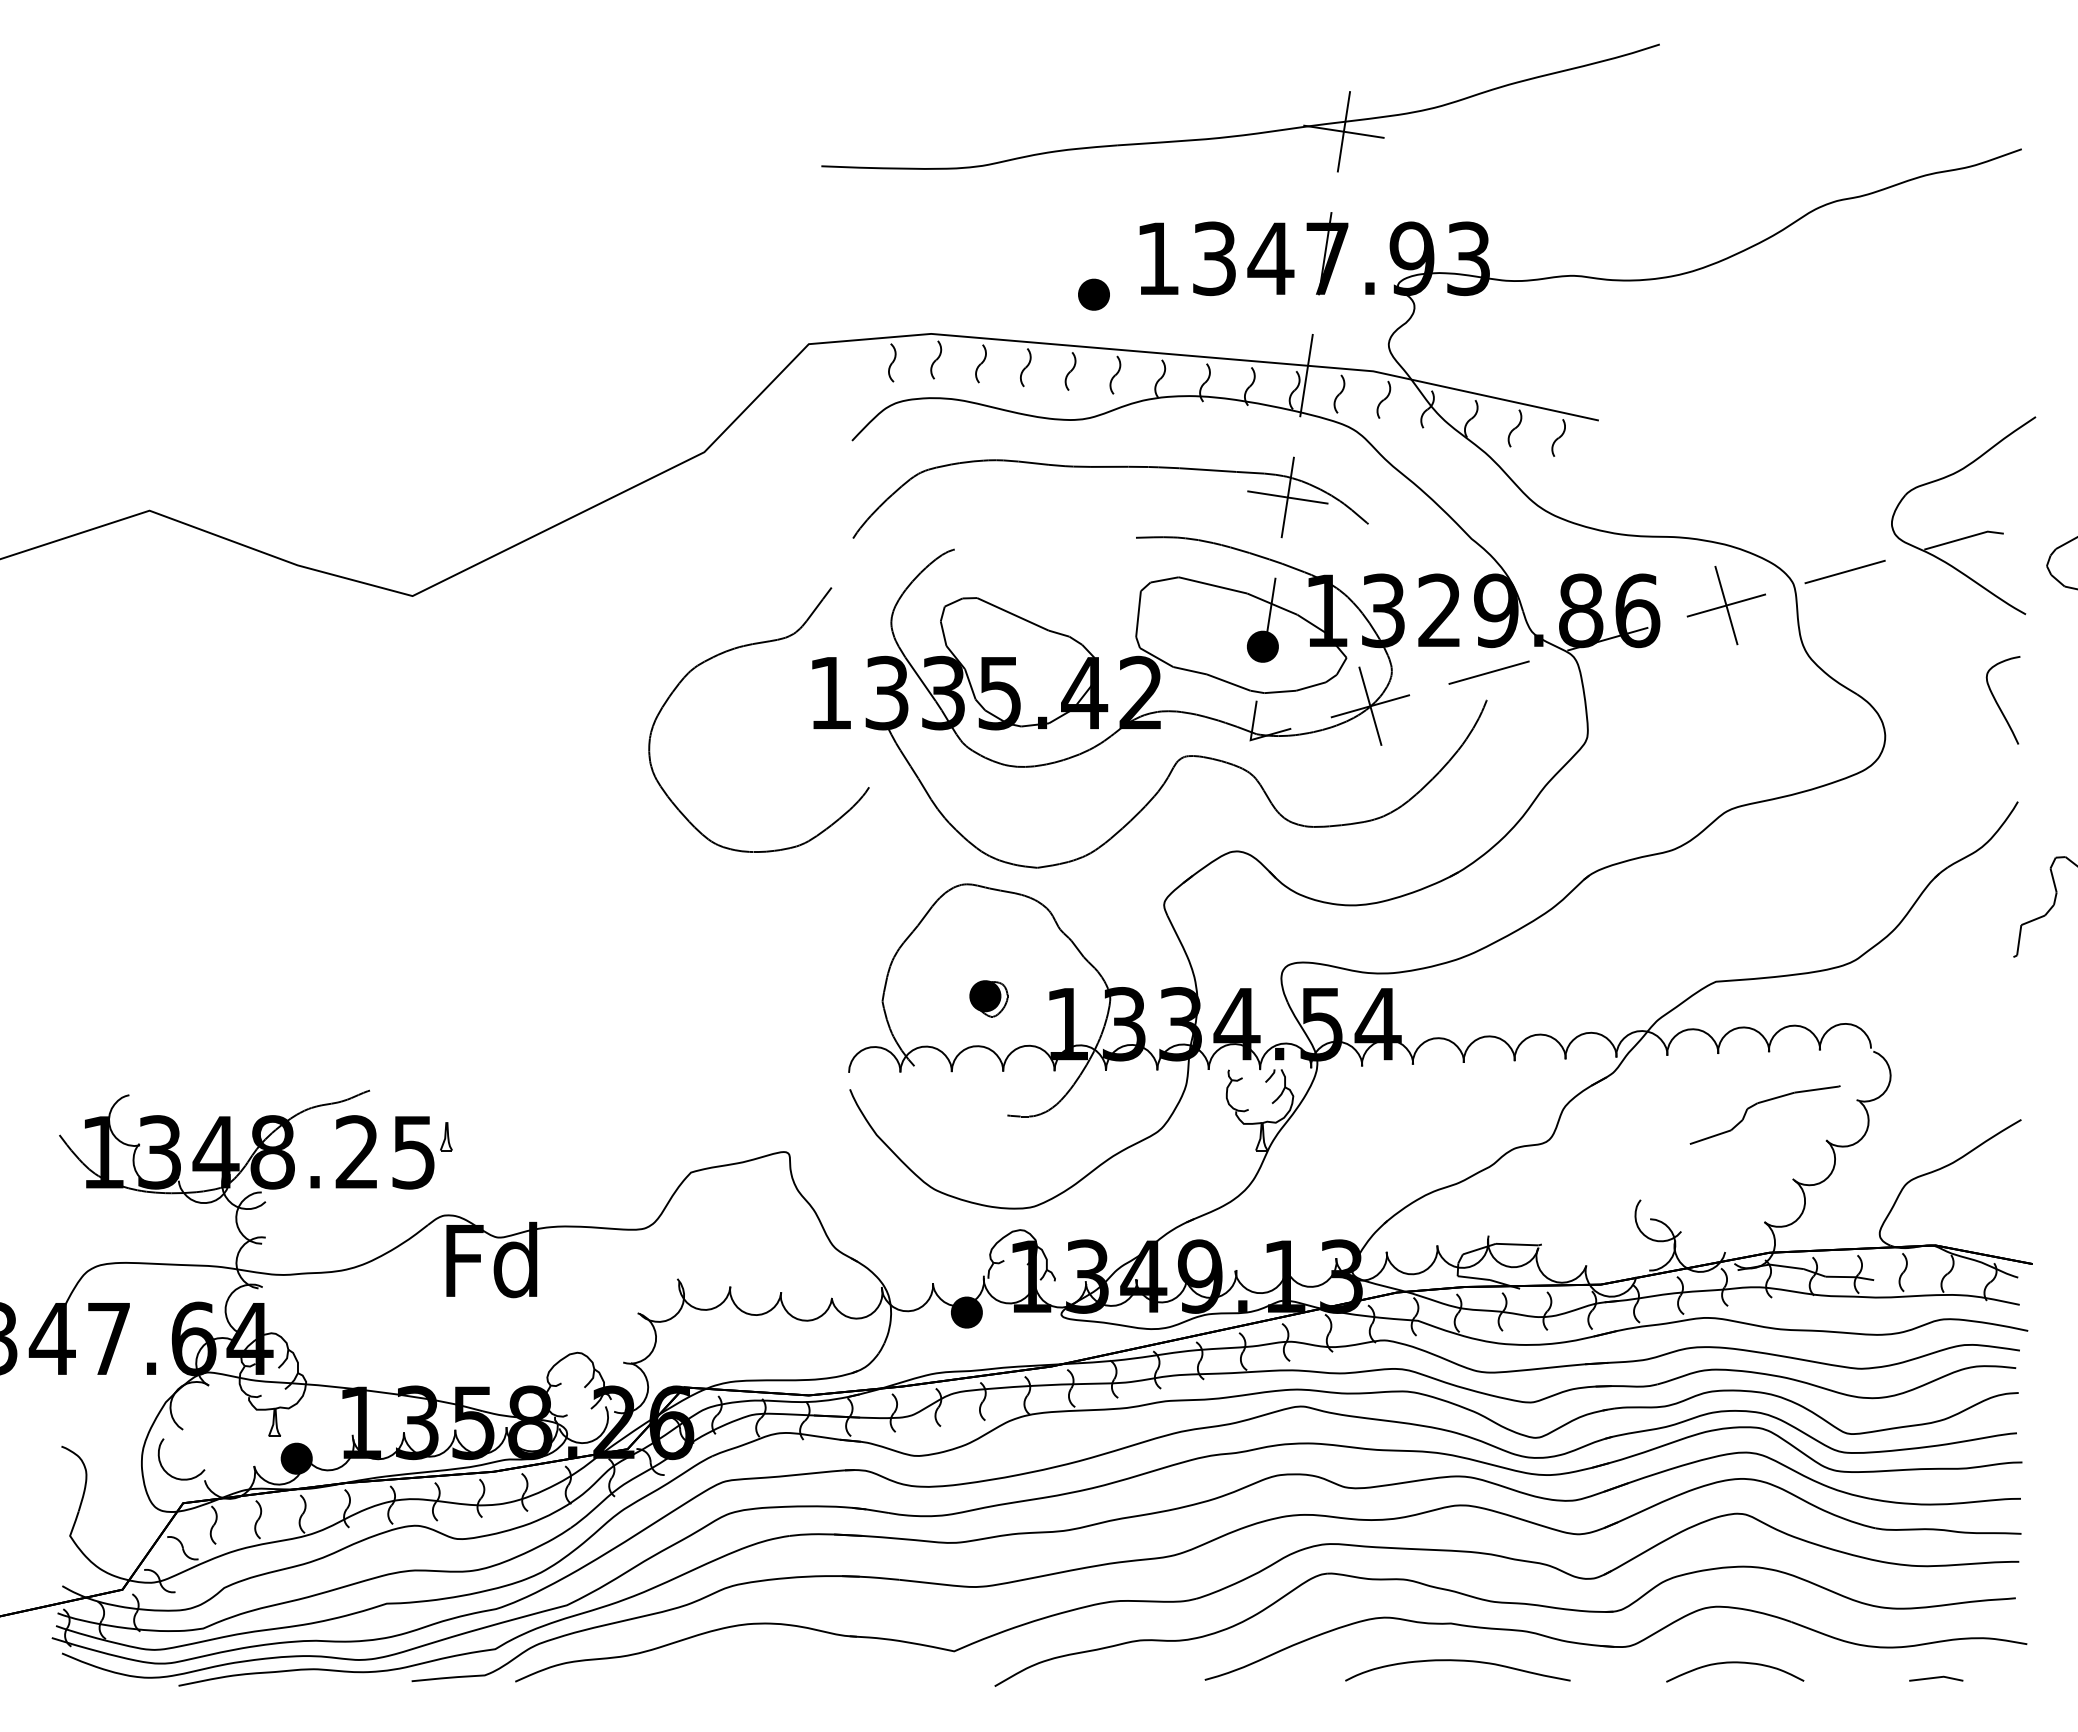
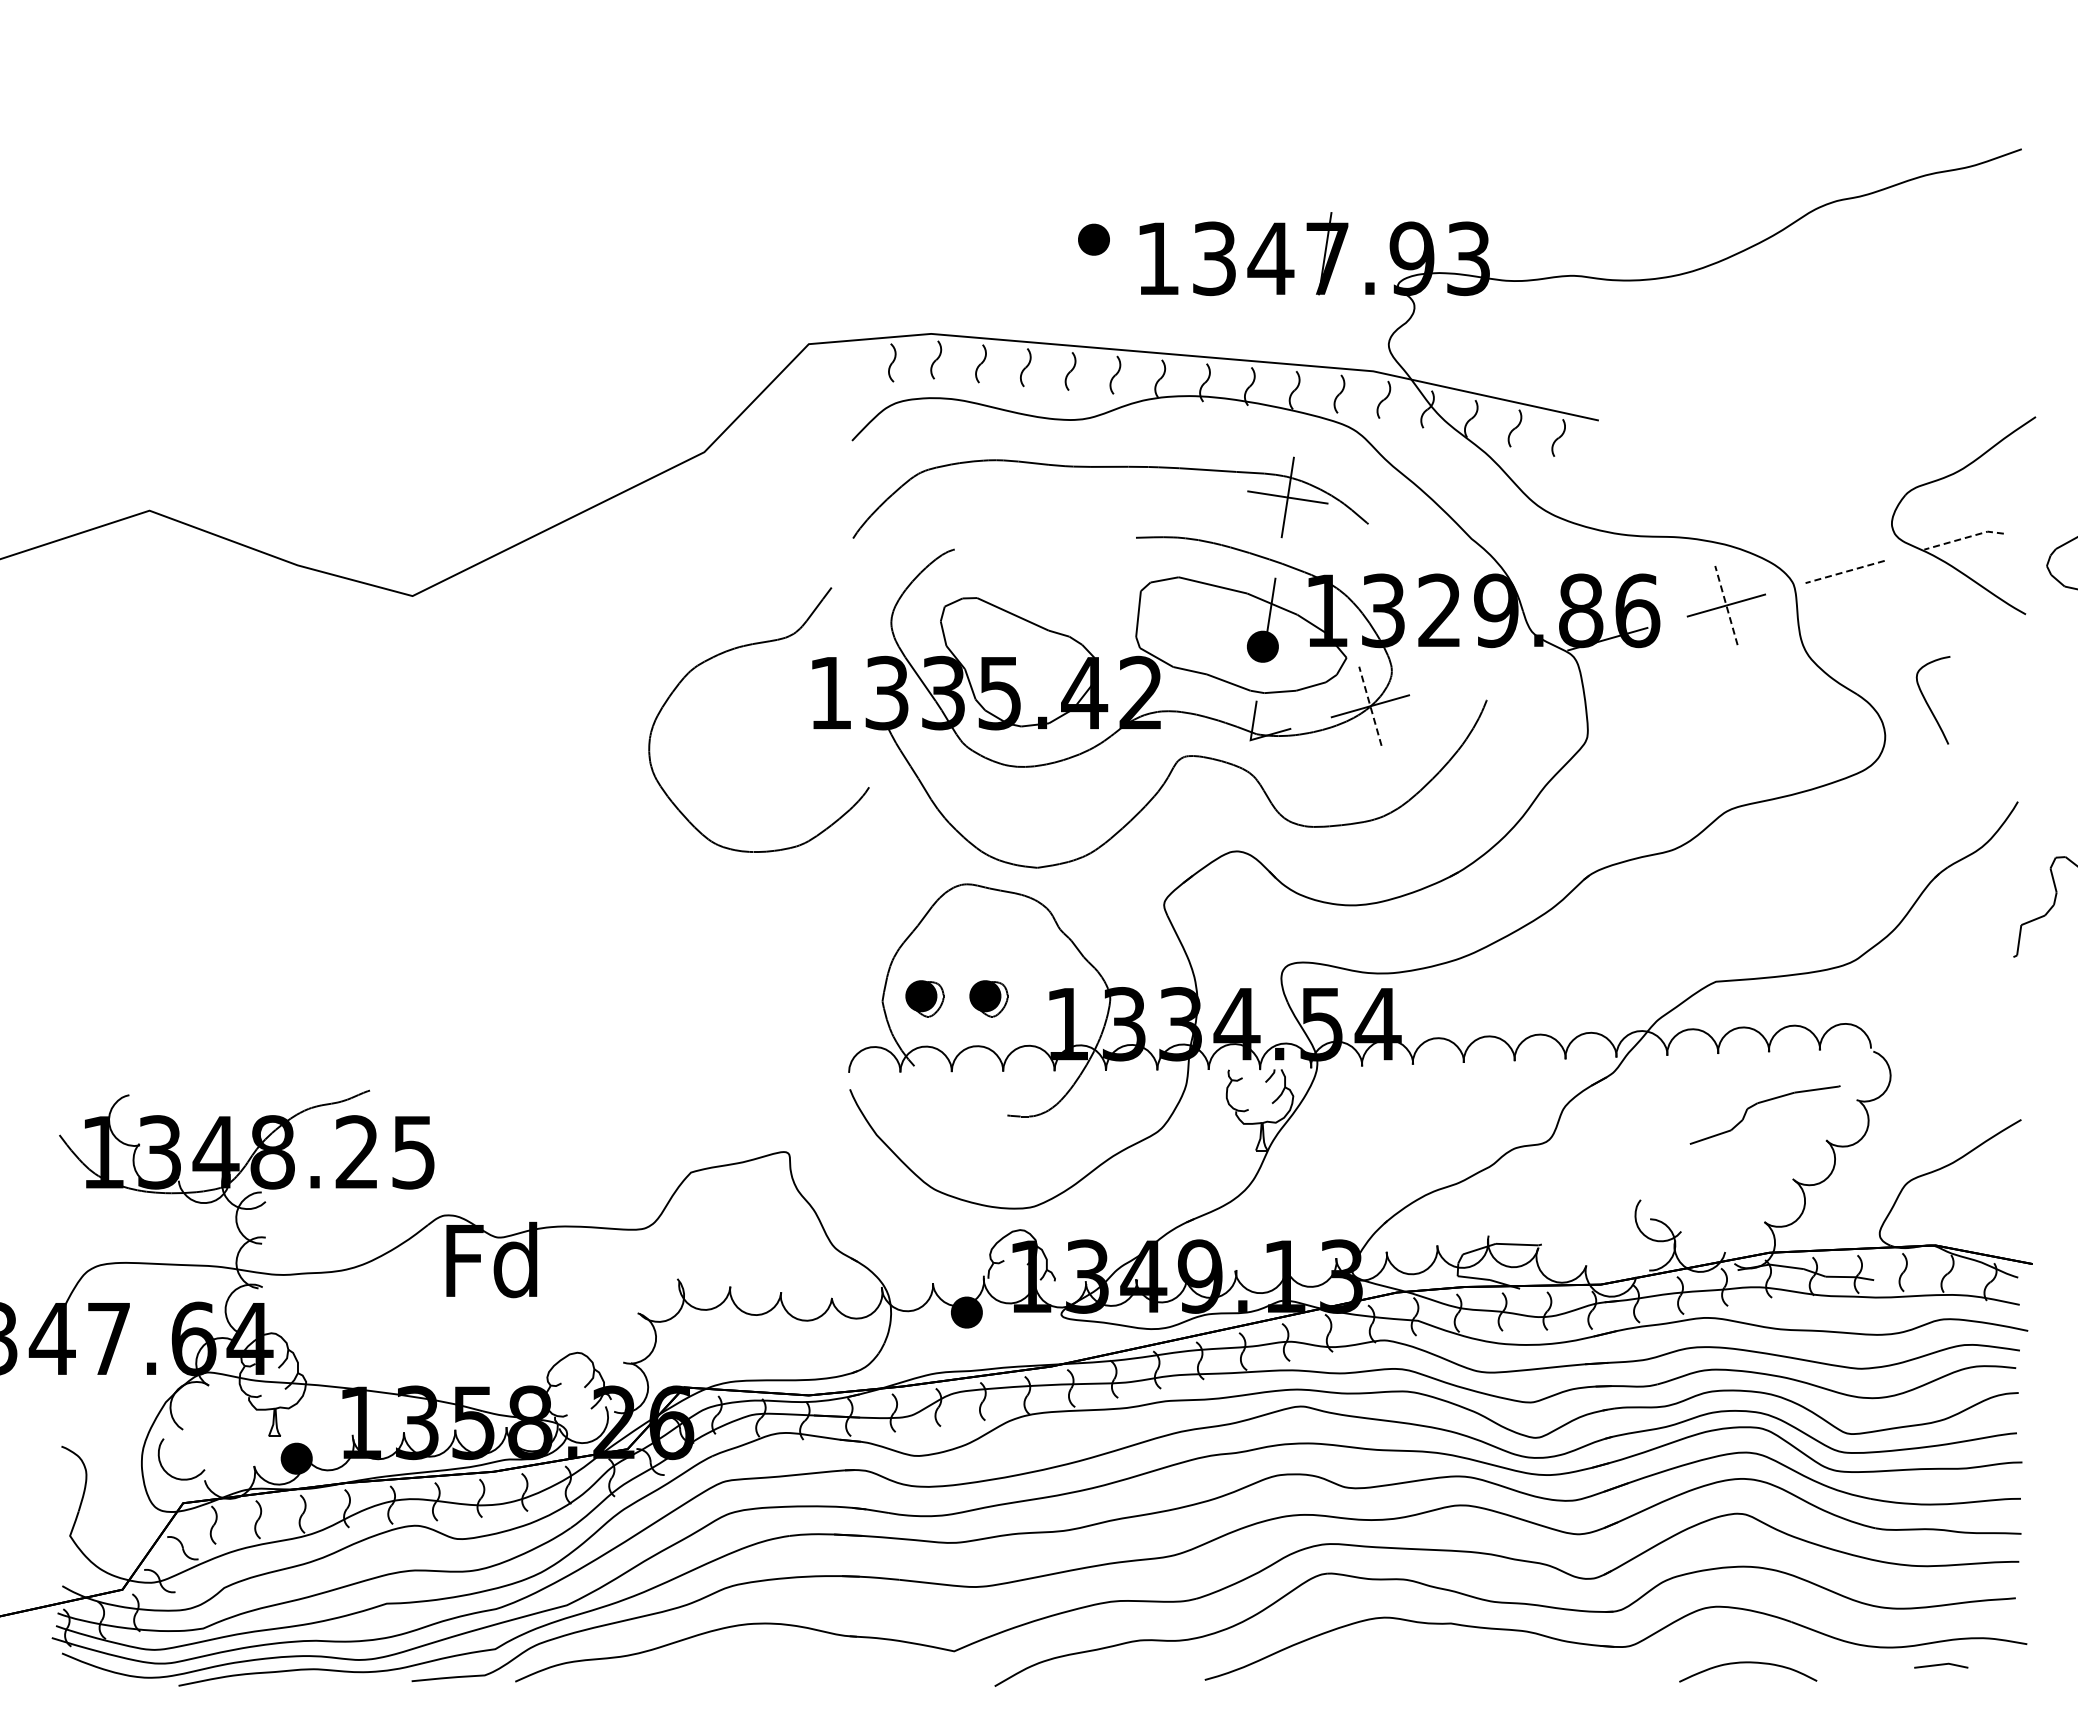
part: present -> none (1247, 133)
part position: (1093, 294) -> (1093, 239) (1093, 239)
line: present -> none (1306, 375)
line: solid -> dashed (1964, 538)
line: solid -> dashed (1844, 572)
line: solid -> dashed (1726, 605)
line: present -> none (1488, 672)
curve position: (1998, 703) -> (1928, 703) (1928, 703)
line: solid -> dashed (1370, 706)
part: none -> present (924, 998)
part: present -> none (446, 1136)
curve: present -> none (1457, 1661)
curve position: (1735, 1663) -> (1748, 1663) (1748, 1663)
line position: (1936, 1678) -> (1941, 1665) (1941, 1665)
